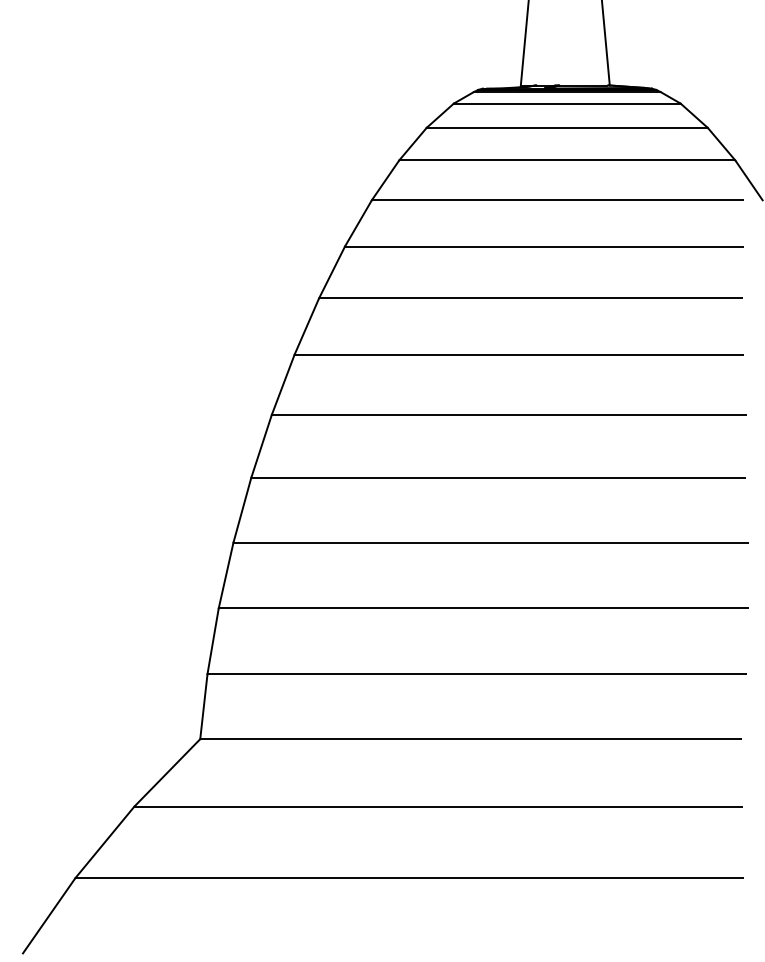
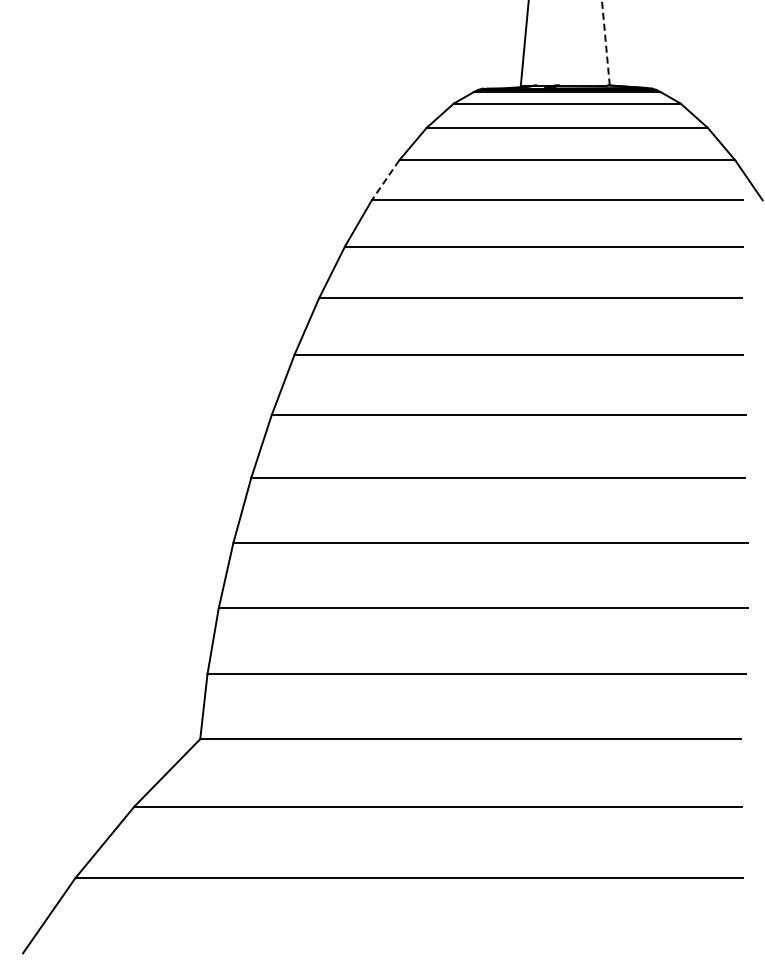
line: solid -> dashed (605, 42)
line: solid -> dashed (385, 180)
